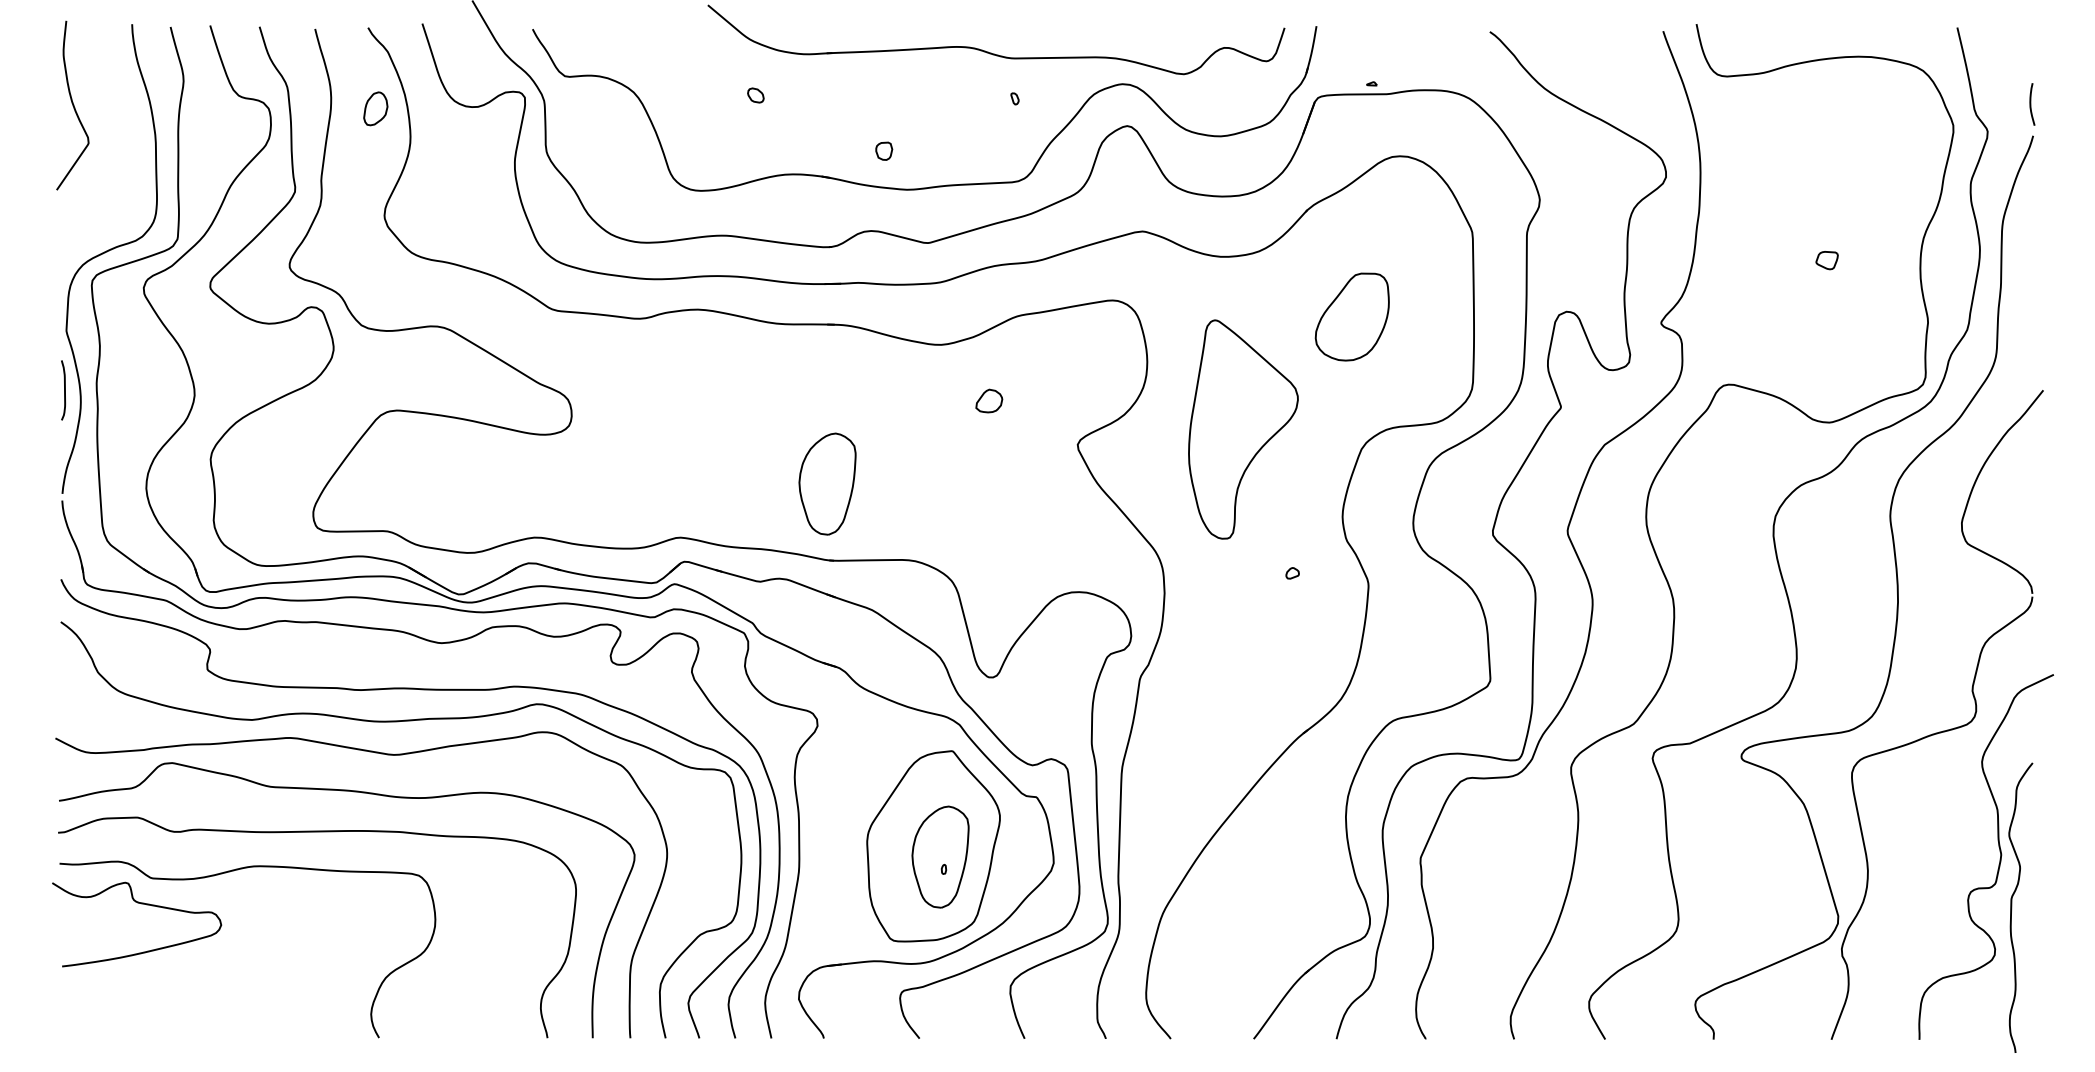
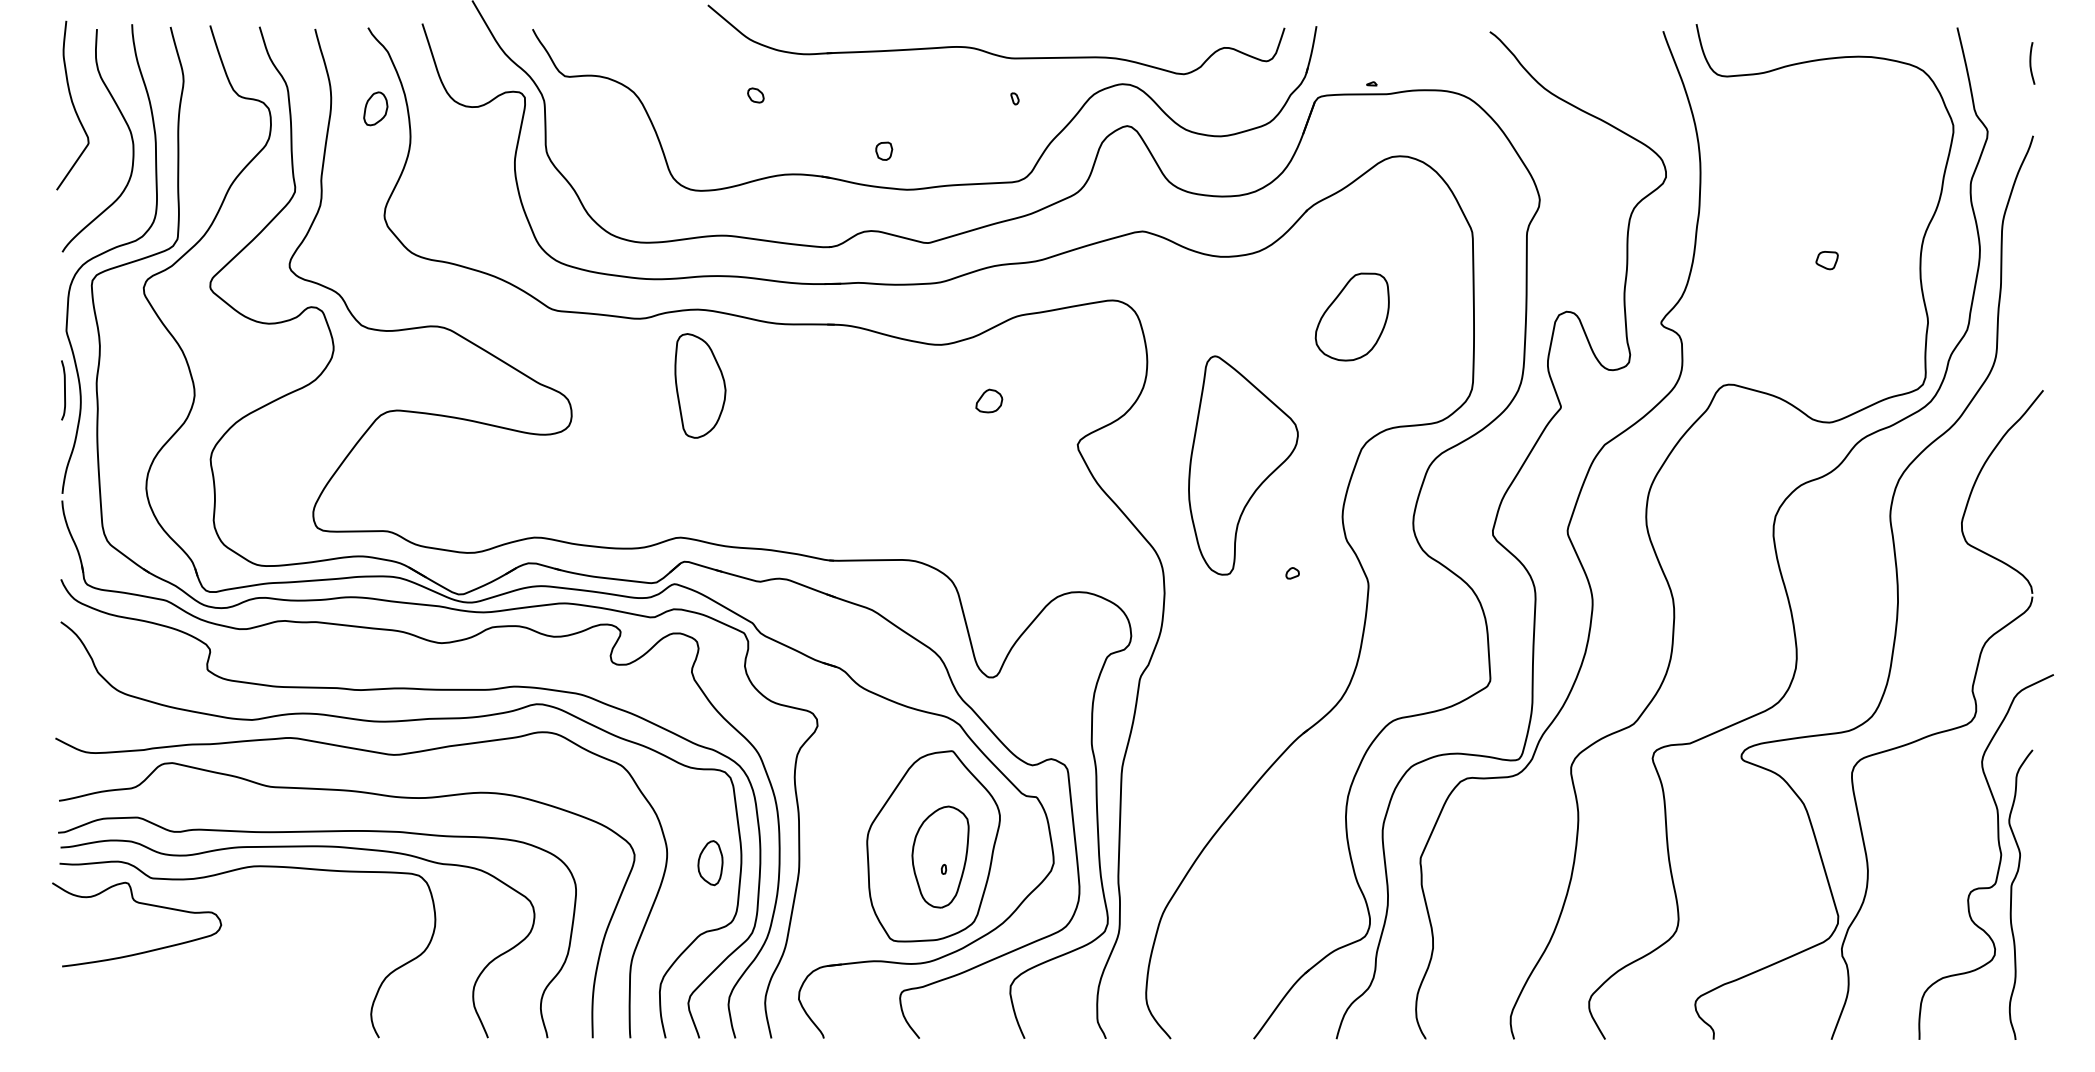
curve position: (2031, 104) -> (2031, 63) (2031, 63)
curve: none -> present (126, 125)
part: none -> present (700, 385)
part position: (1243, 429) -> (1243, 465) (1243, 465)
part: present -> none (827, 483)
curve: none -> present (297, 847)
part: none -> present (710, 863)
curve position: (2012, 907) -> (2012, 894) (2012, 894)
